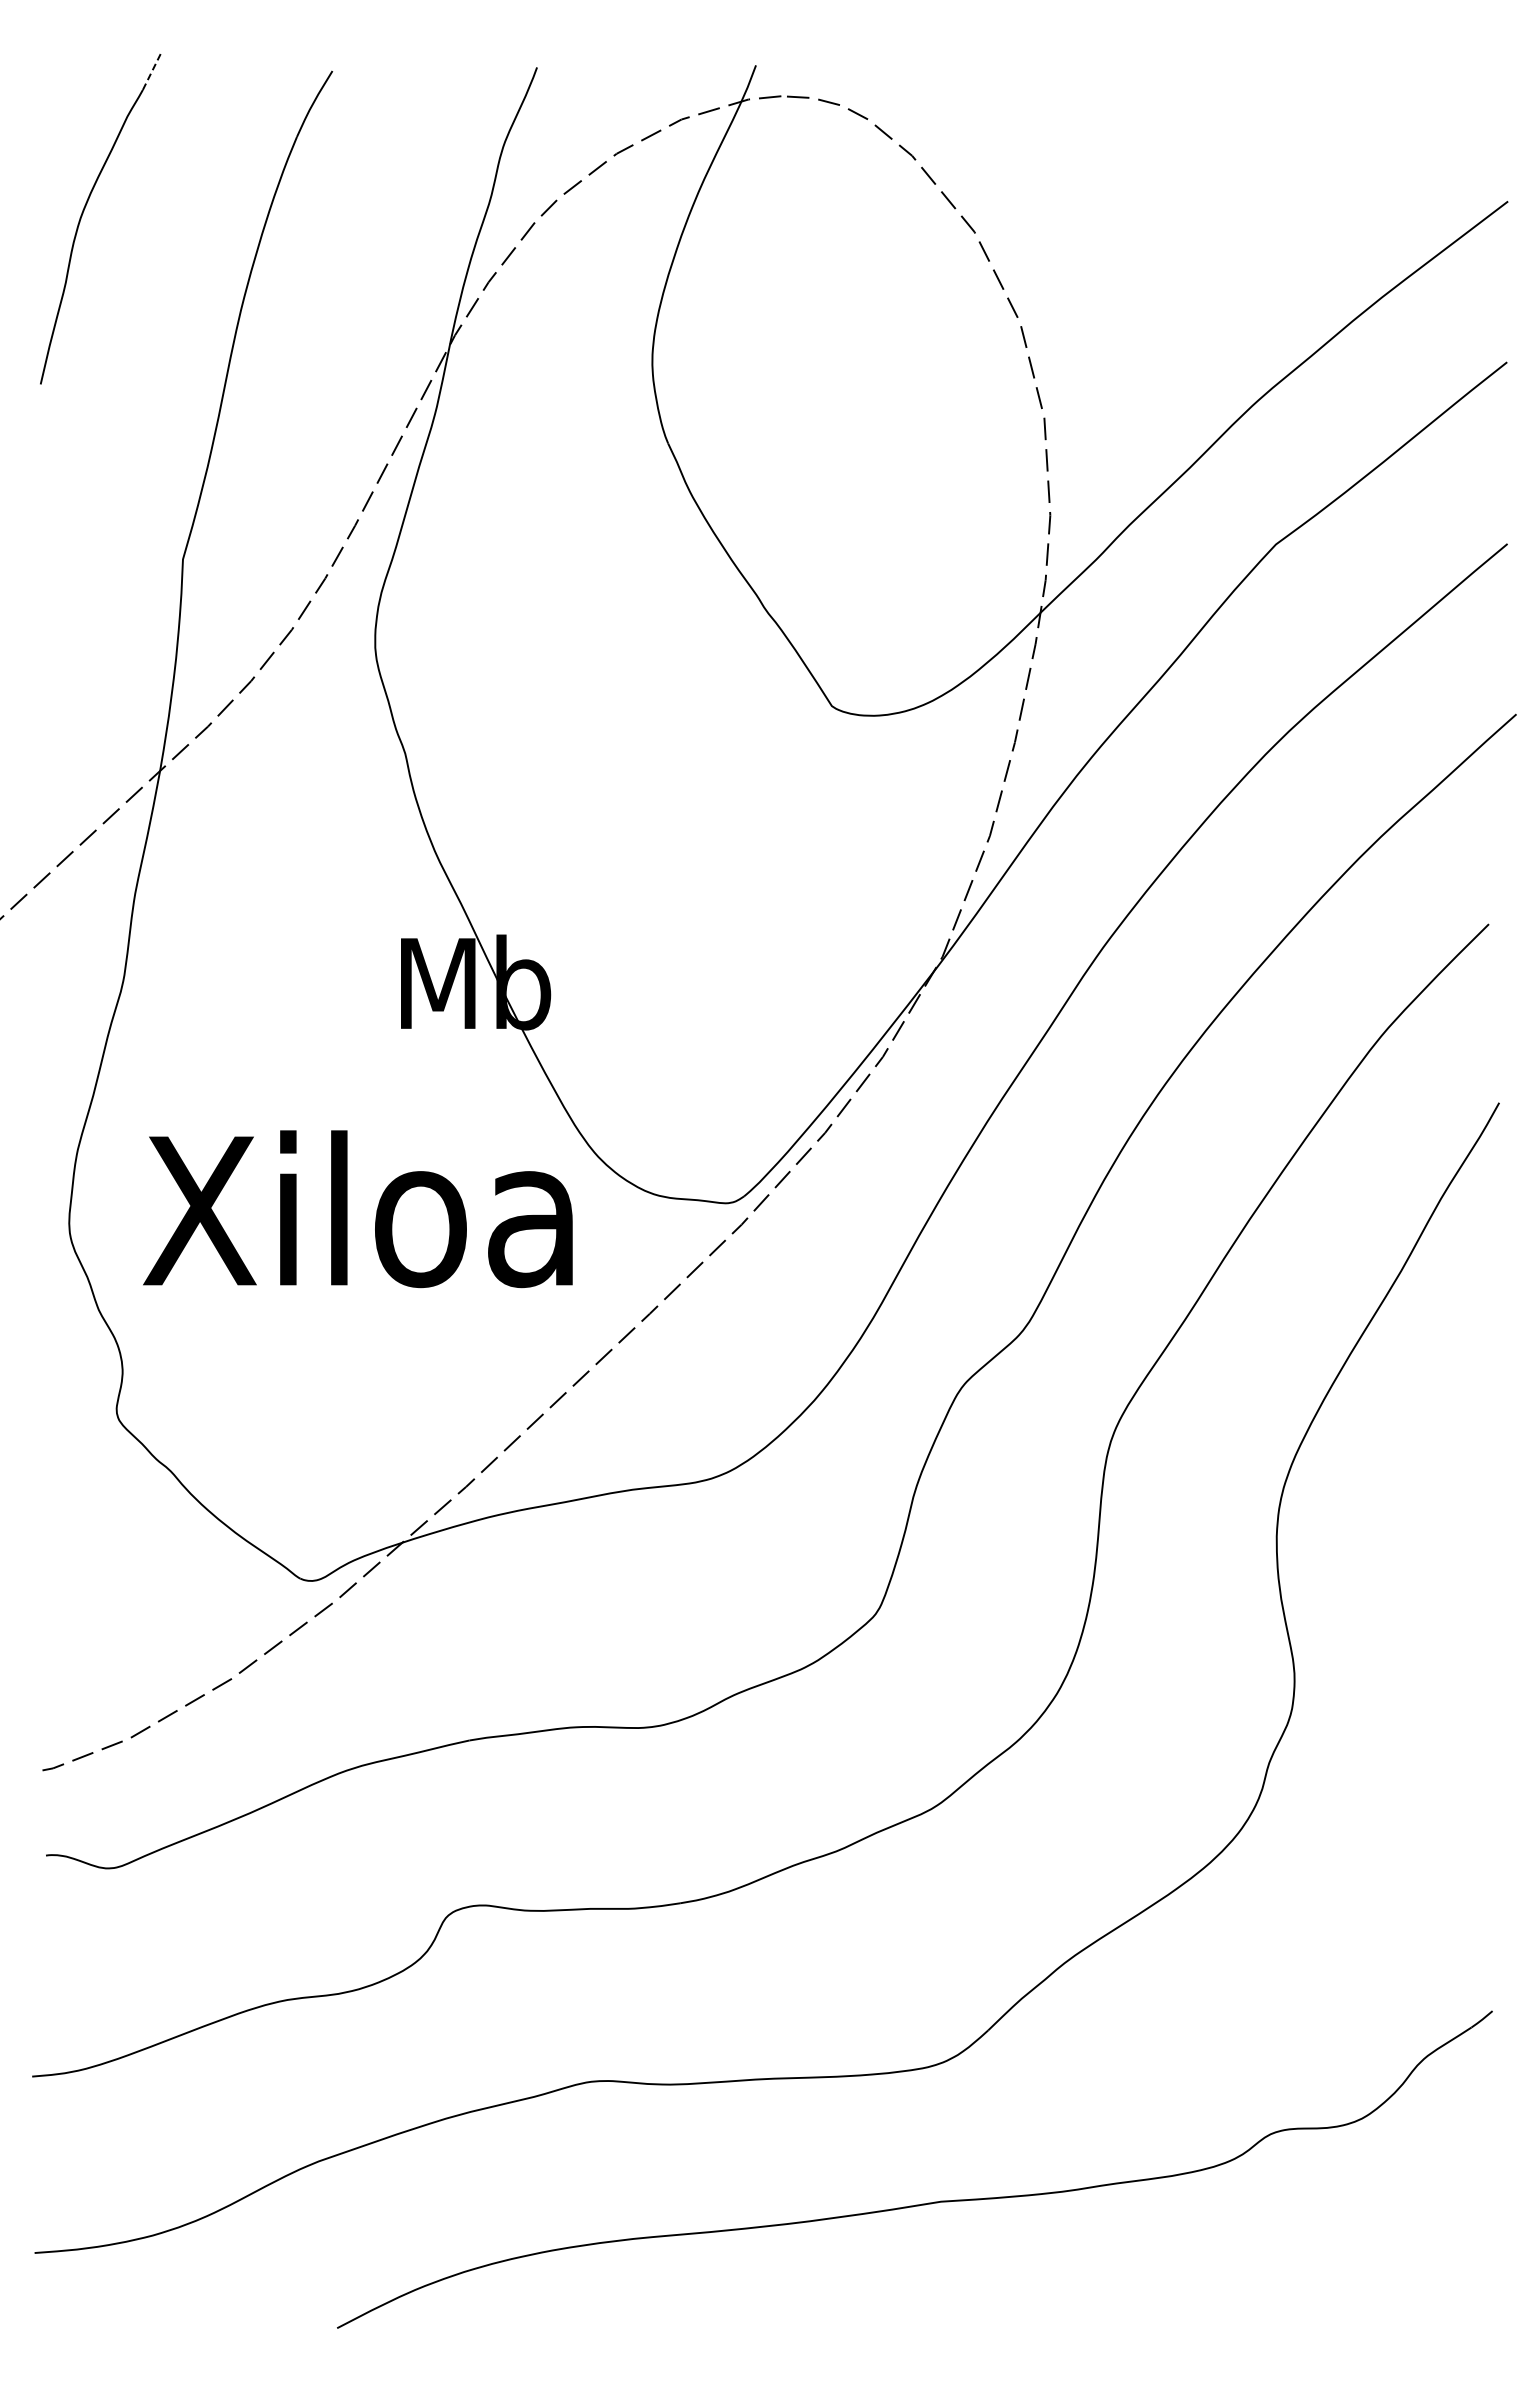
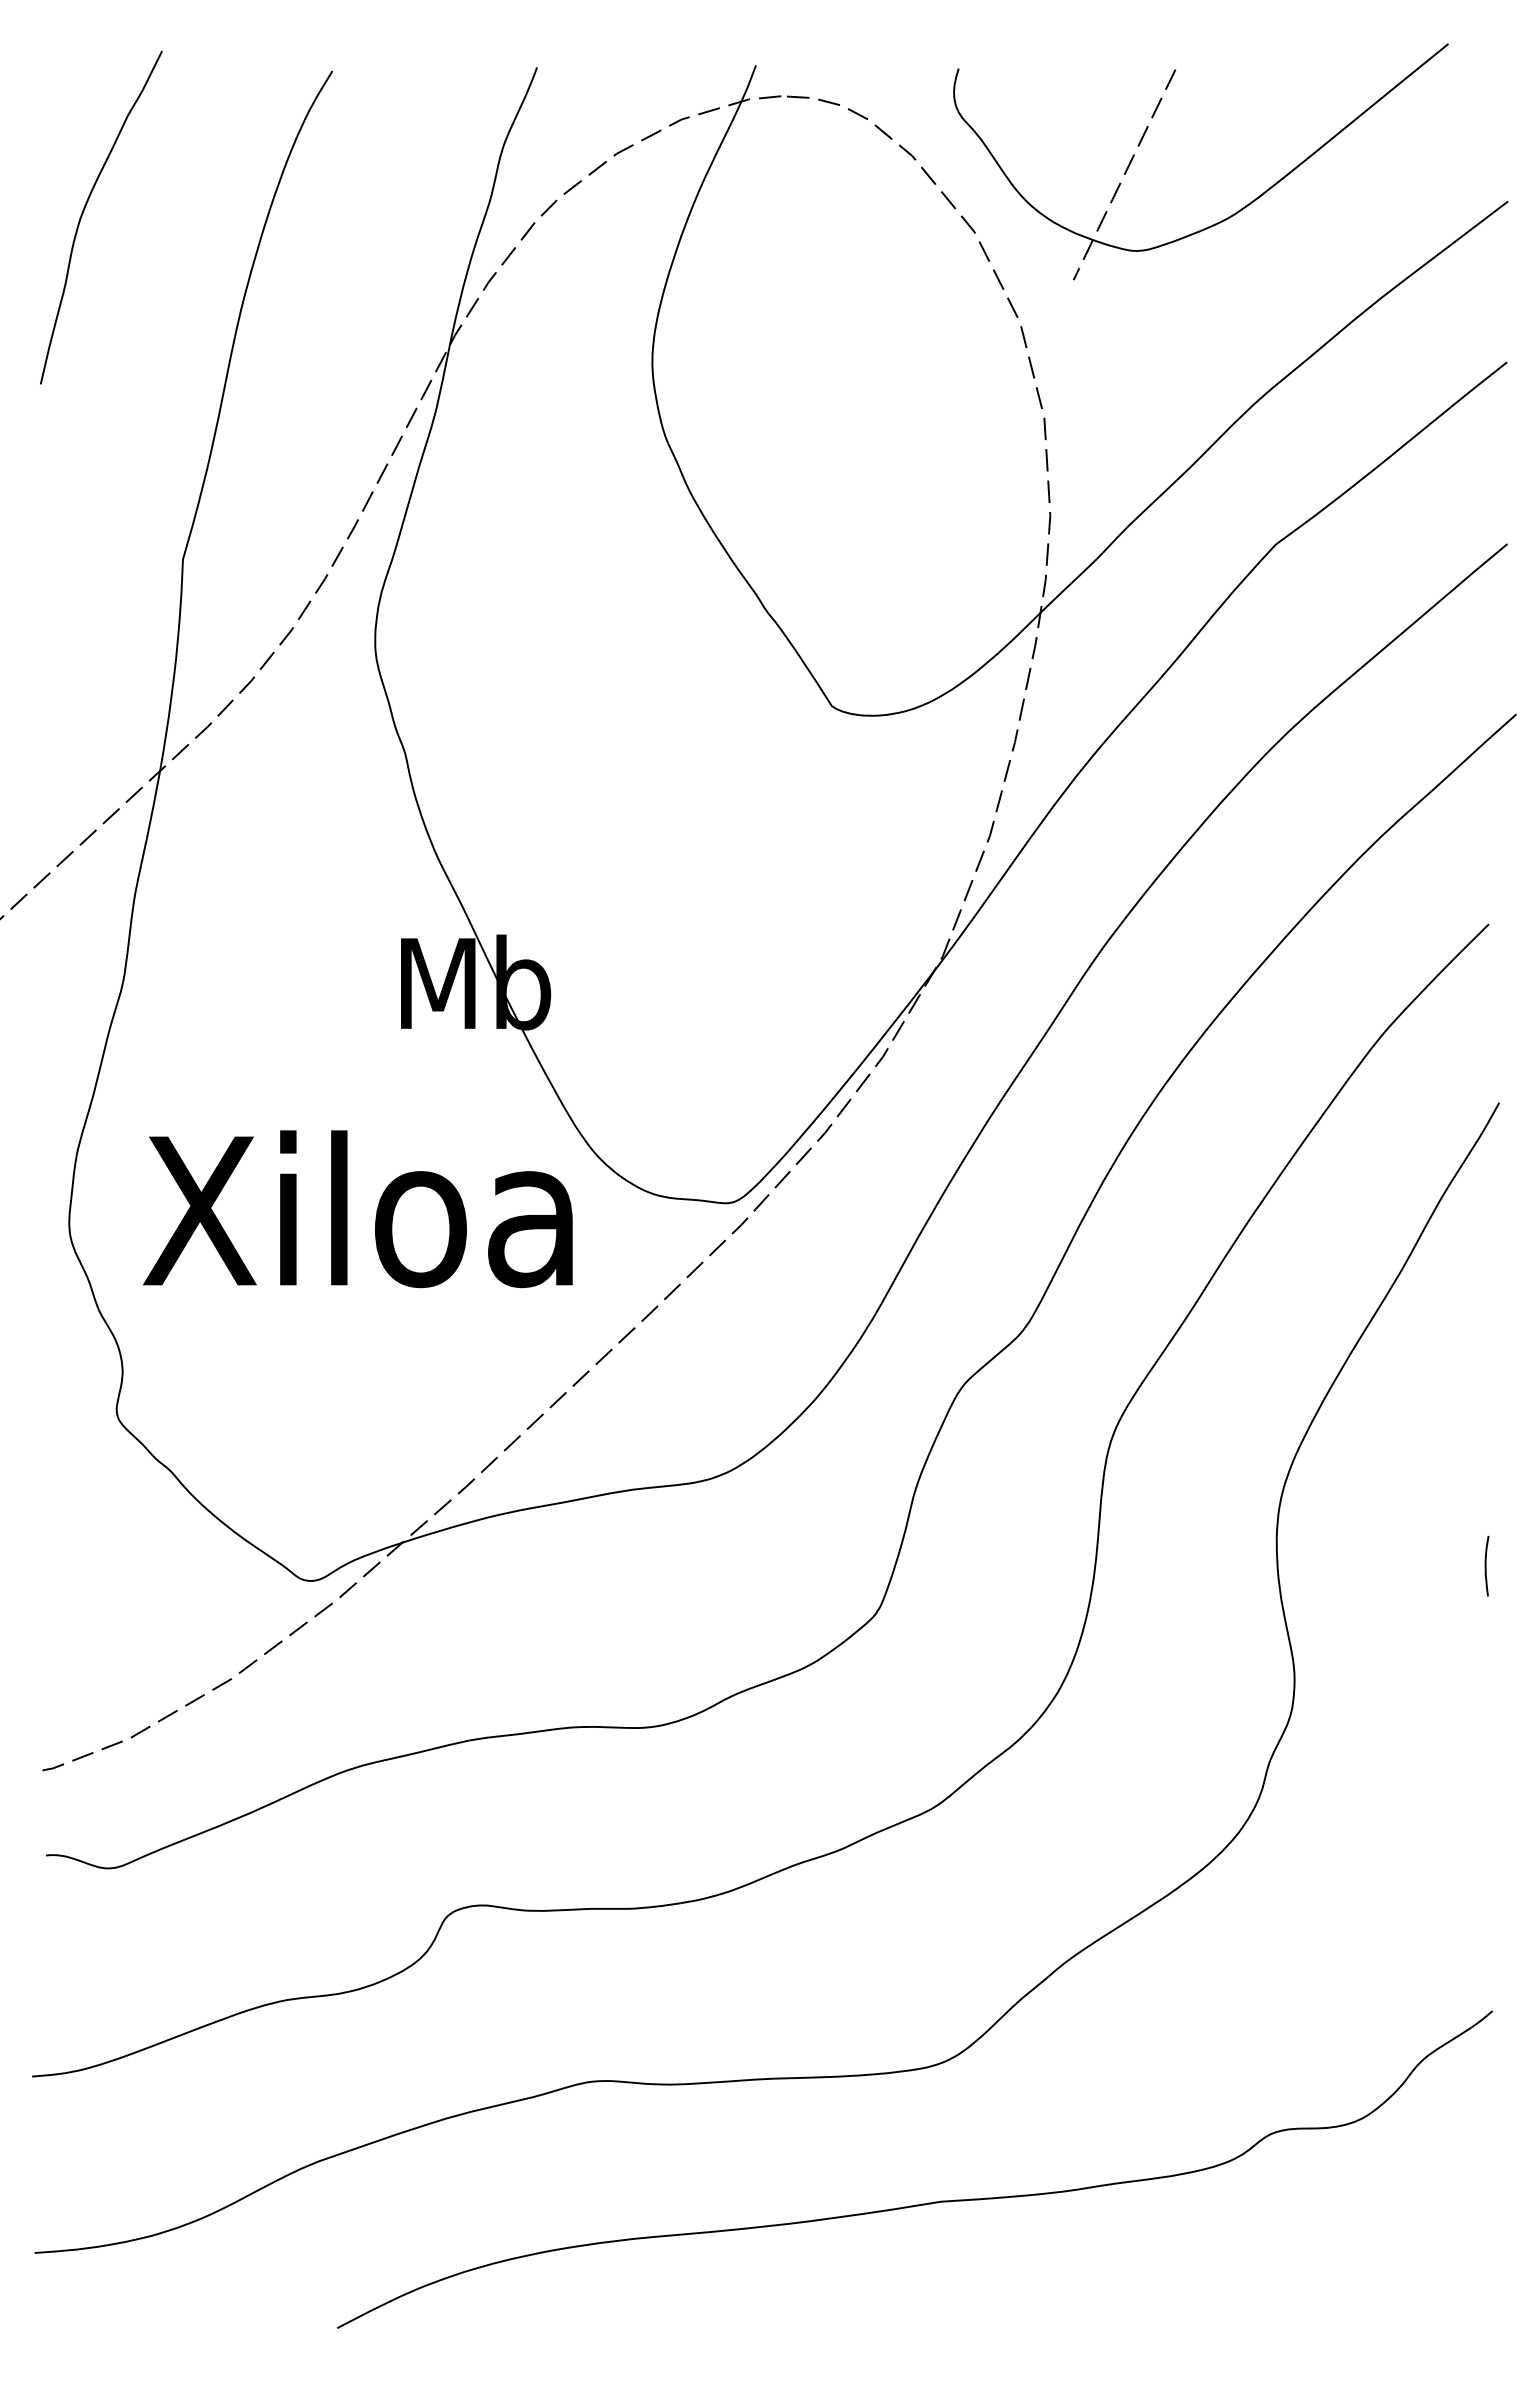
line: dashed -> solid (152, 70)
part: none -> present (1144, 136)
curve: none -> present (1486, 1565)
